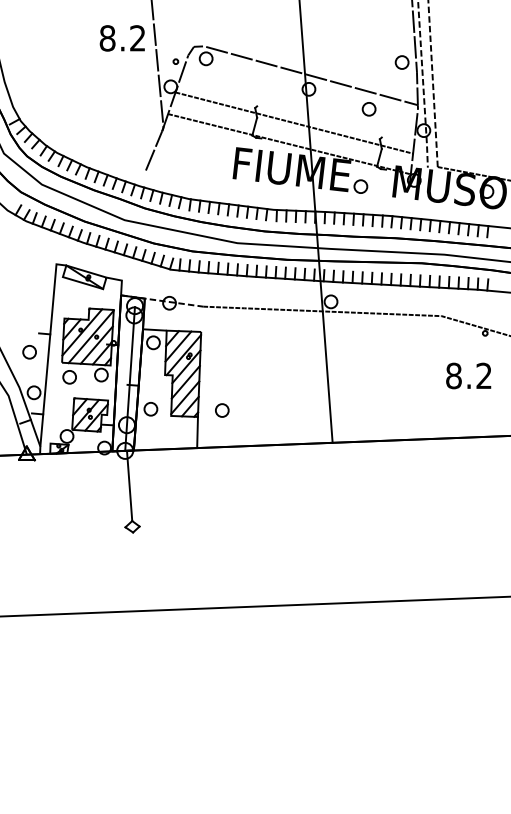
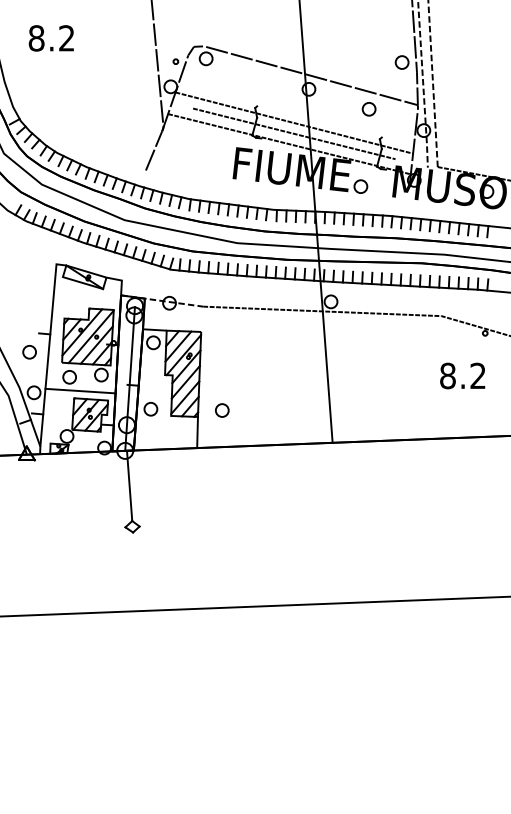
text position: (121, 38) -> (50, 38) (50, 38)
line: none -> present (294, 133)
text position: (468, 375) -> (462, 375) (462, 375)
line: none -> present (80, 390)
